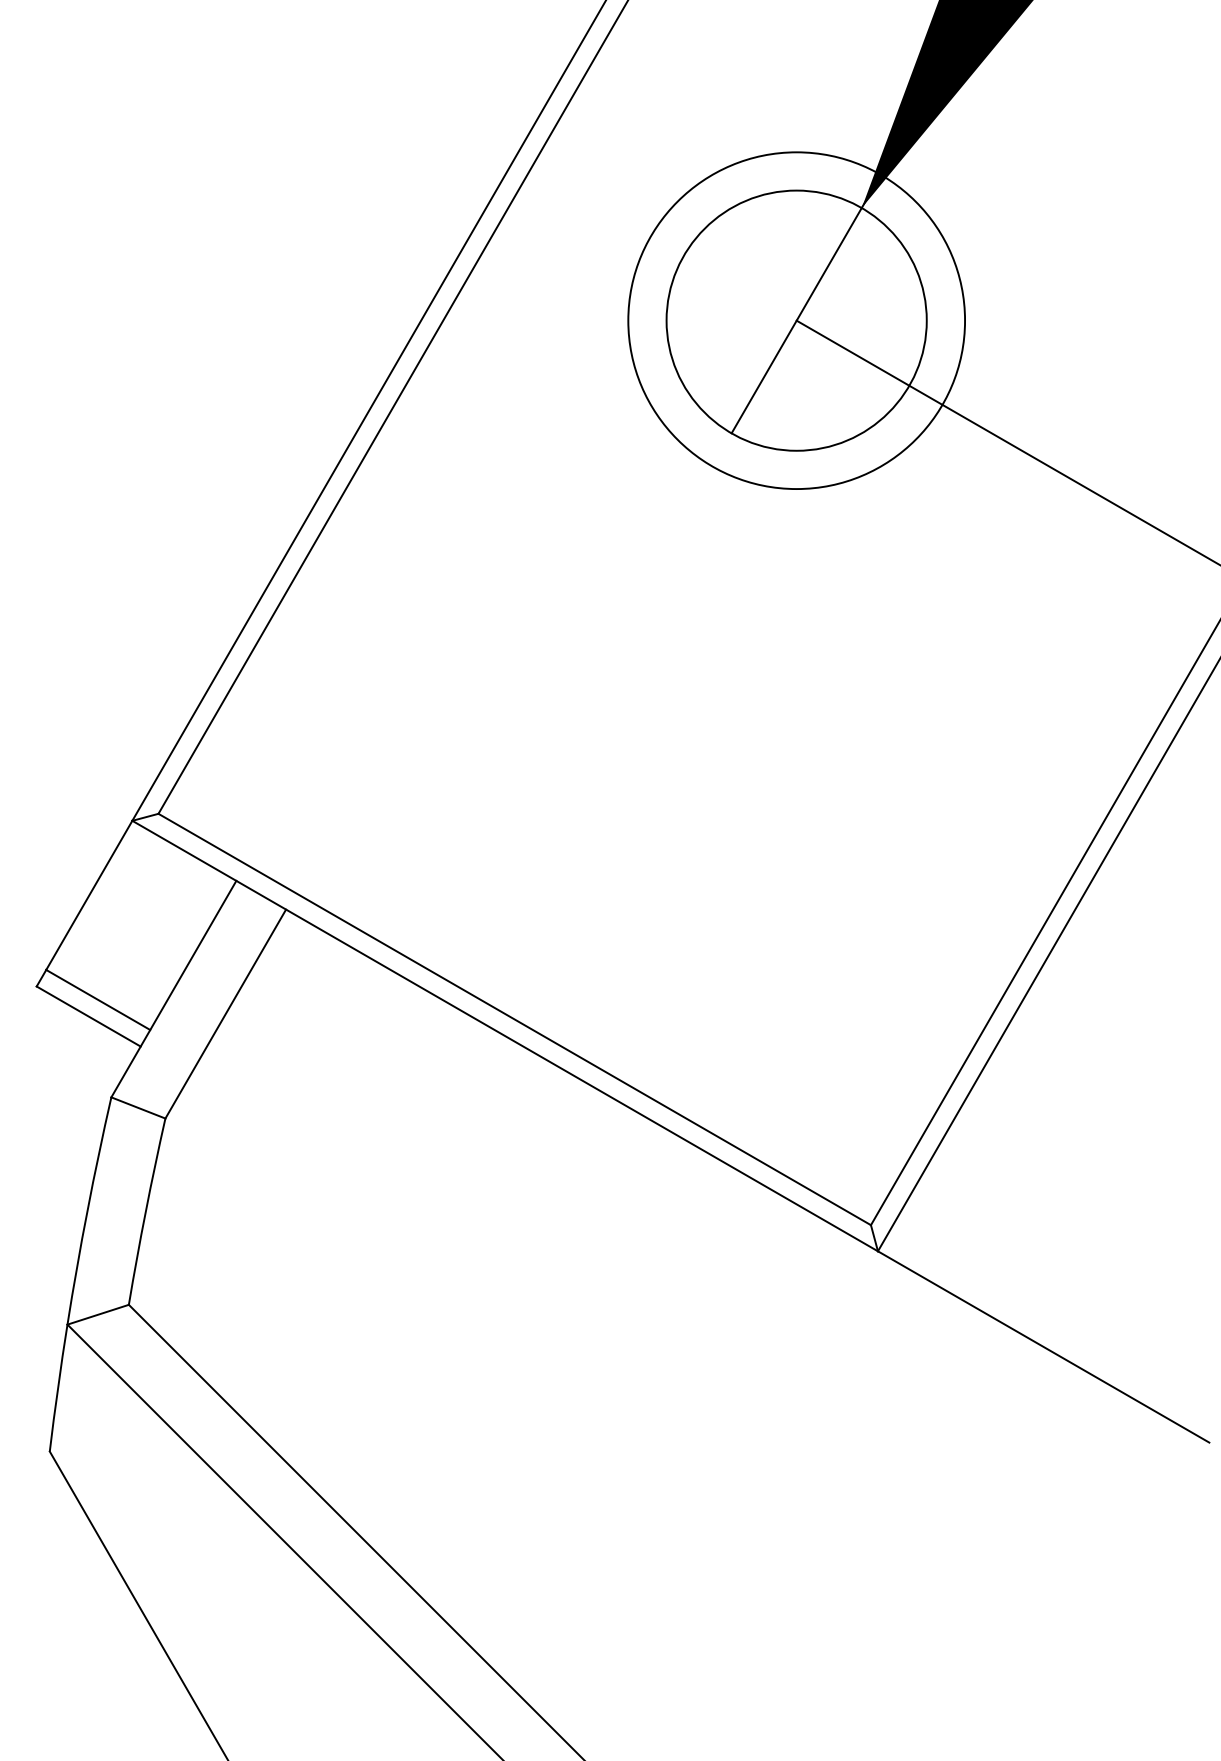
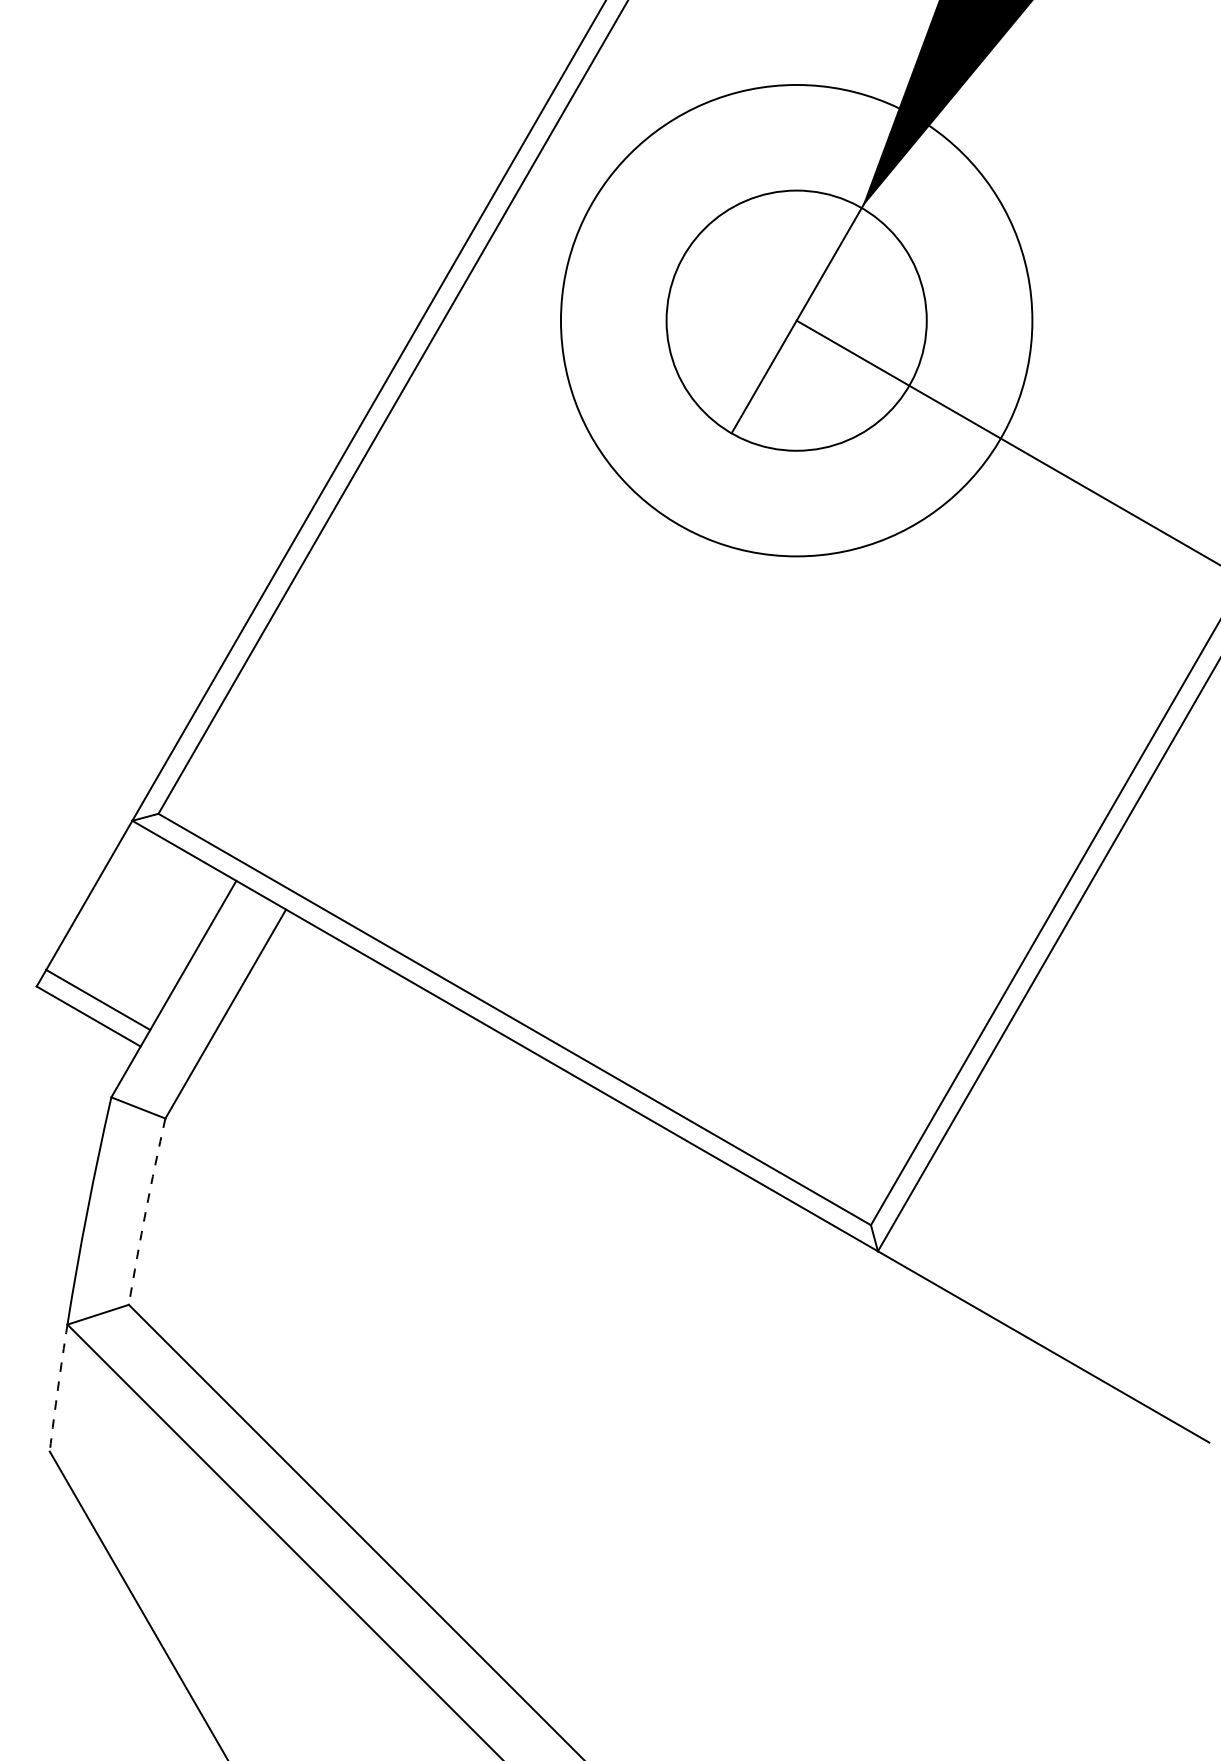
circle diameter: 337 px -> 471 px (796, 320)
arc: solid -> dashed (145, 1211)
arc: solid -> dashed (58, 1388)
